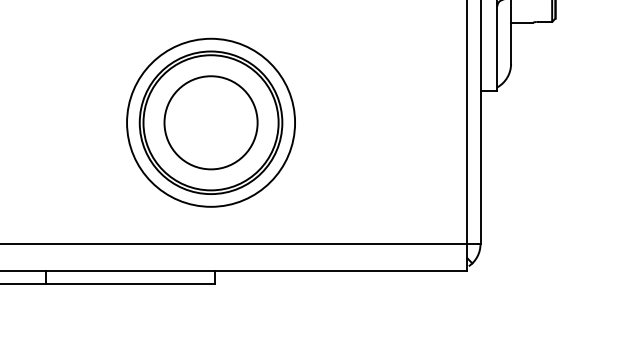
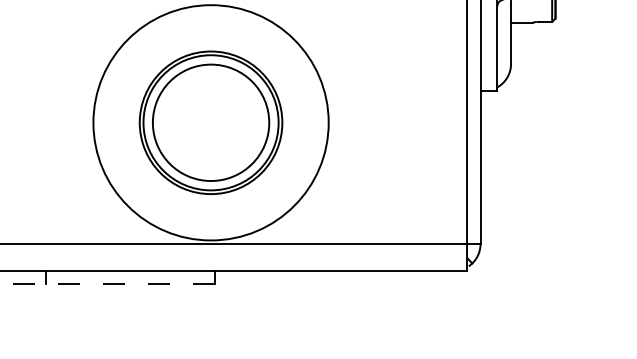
circle diameter: 93 px -> 116 px (210, 122)
circle diameter: 168 px -> 235 px (210, 122)
line: solid -> dashed (107, 284)
